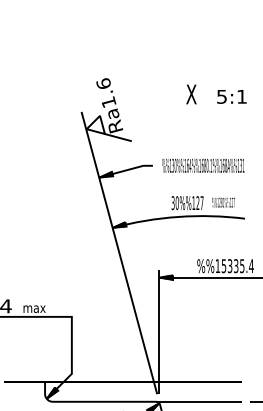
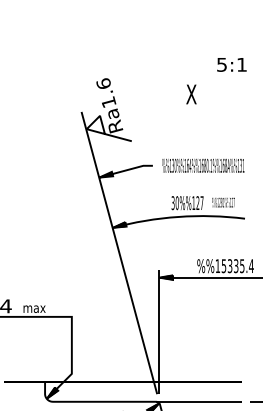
text position: (231, 96) -> (231, 64) (231, 64)
